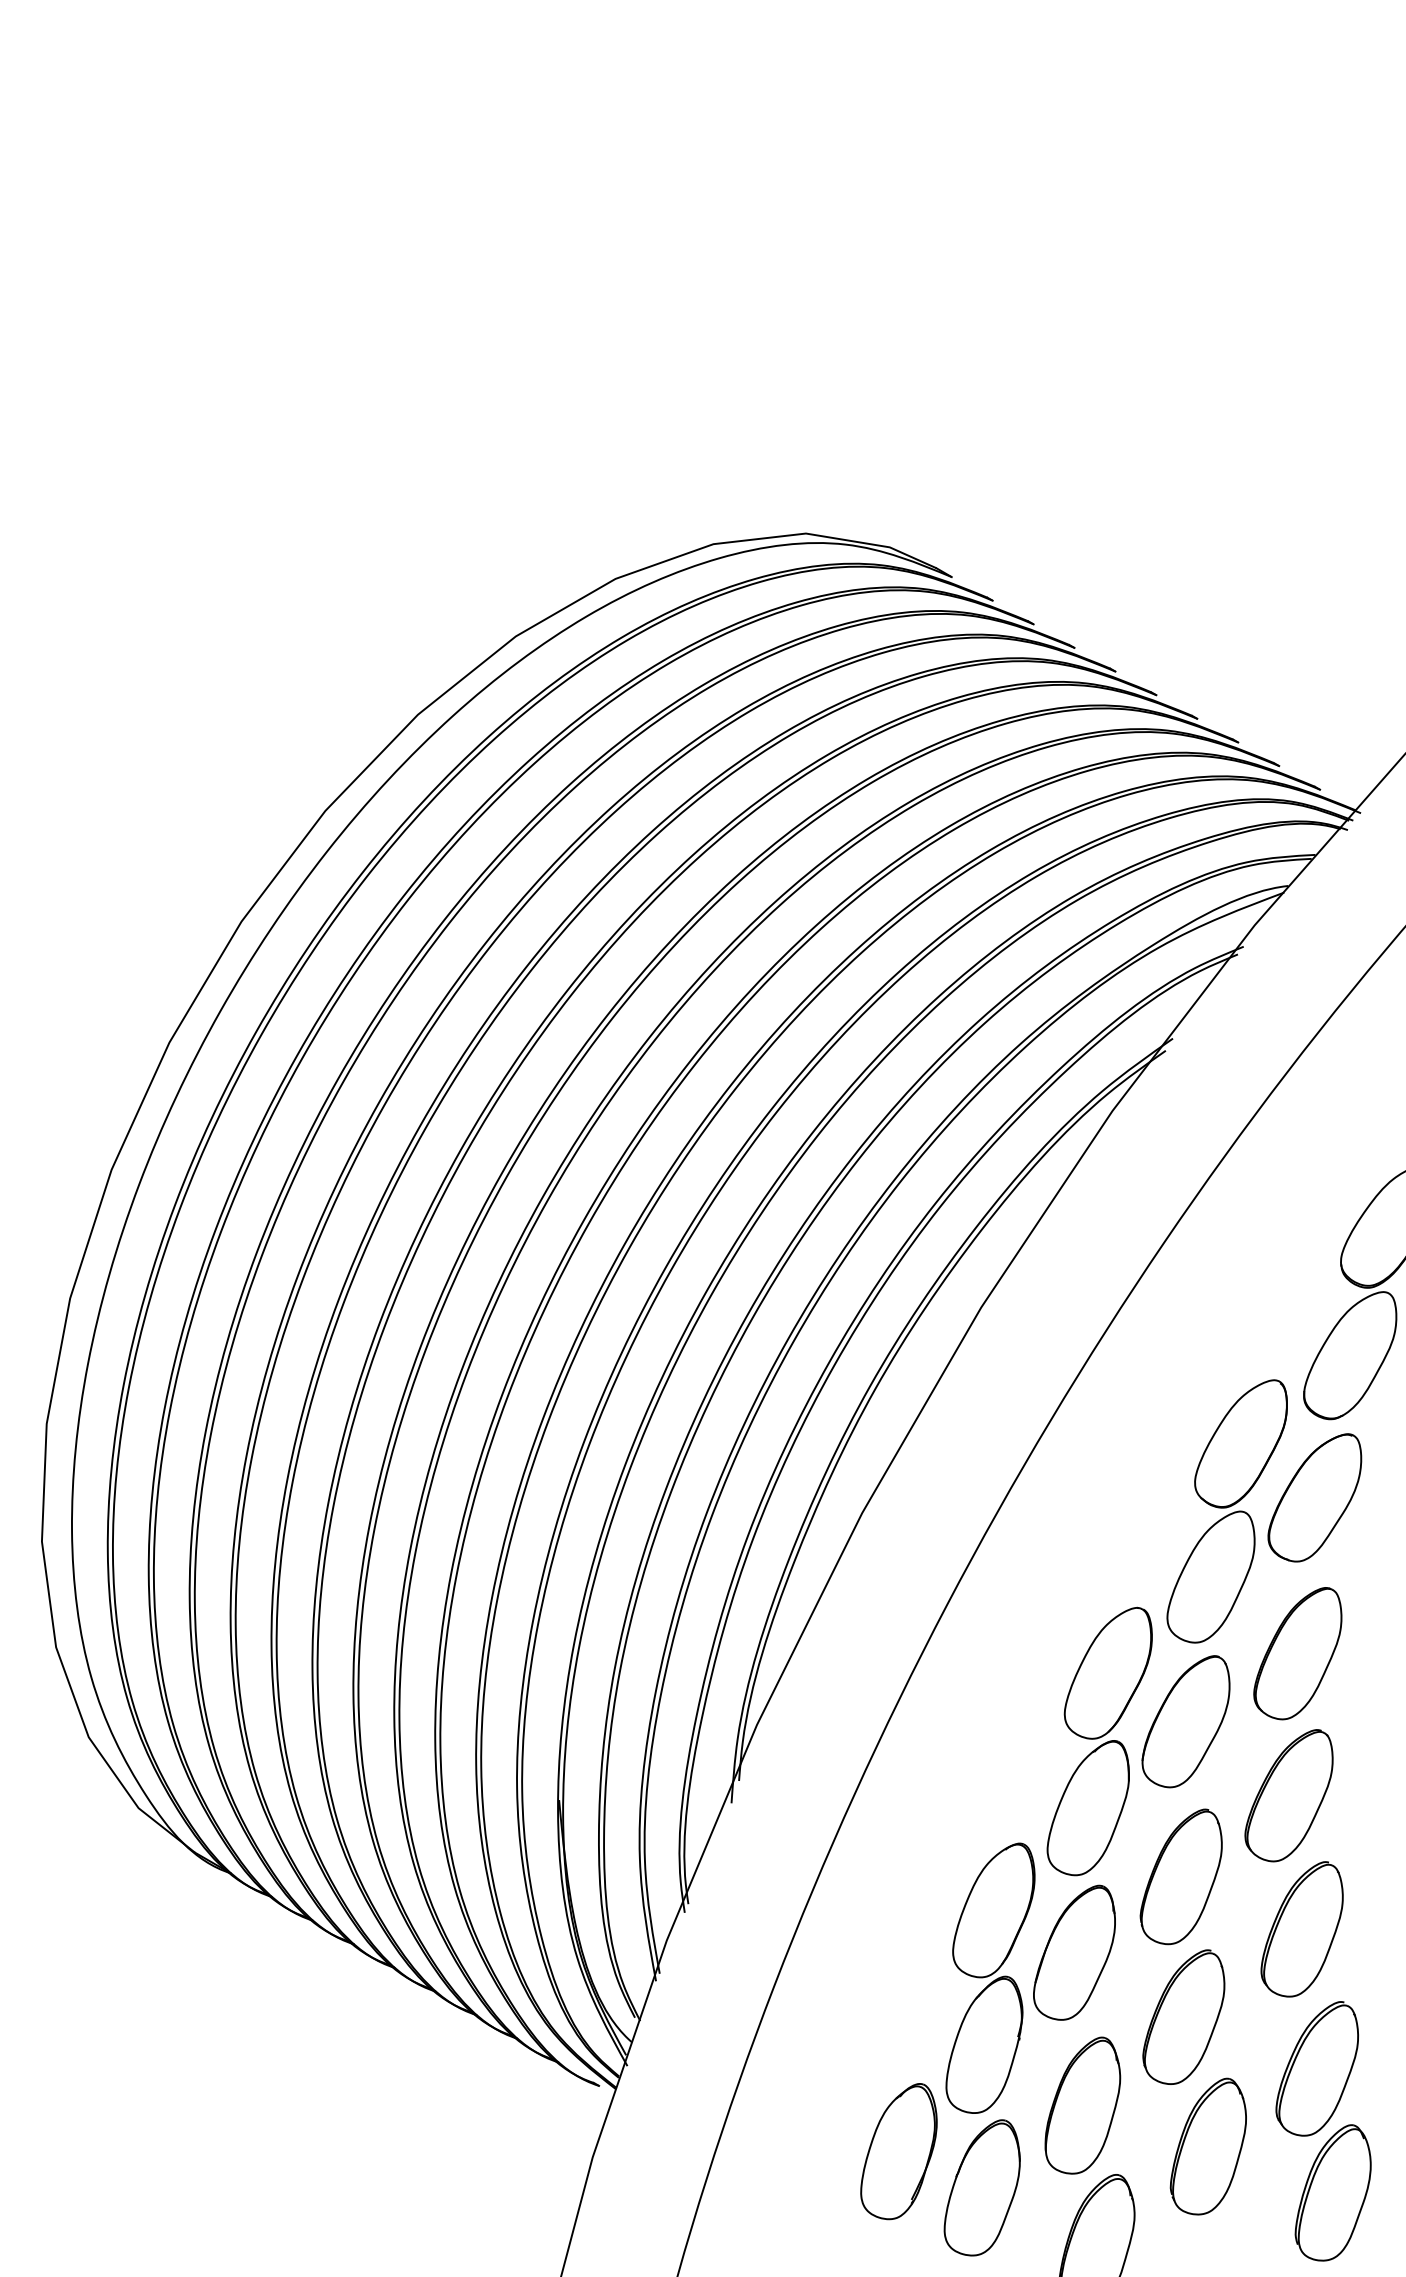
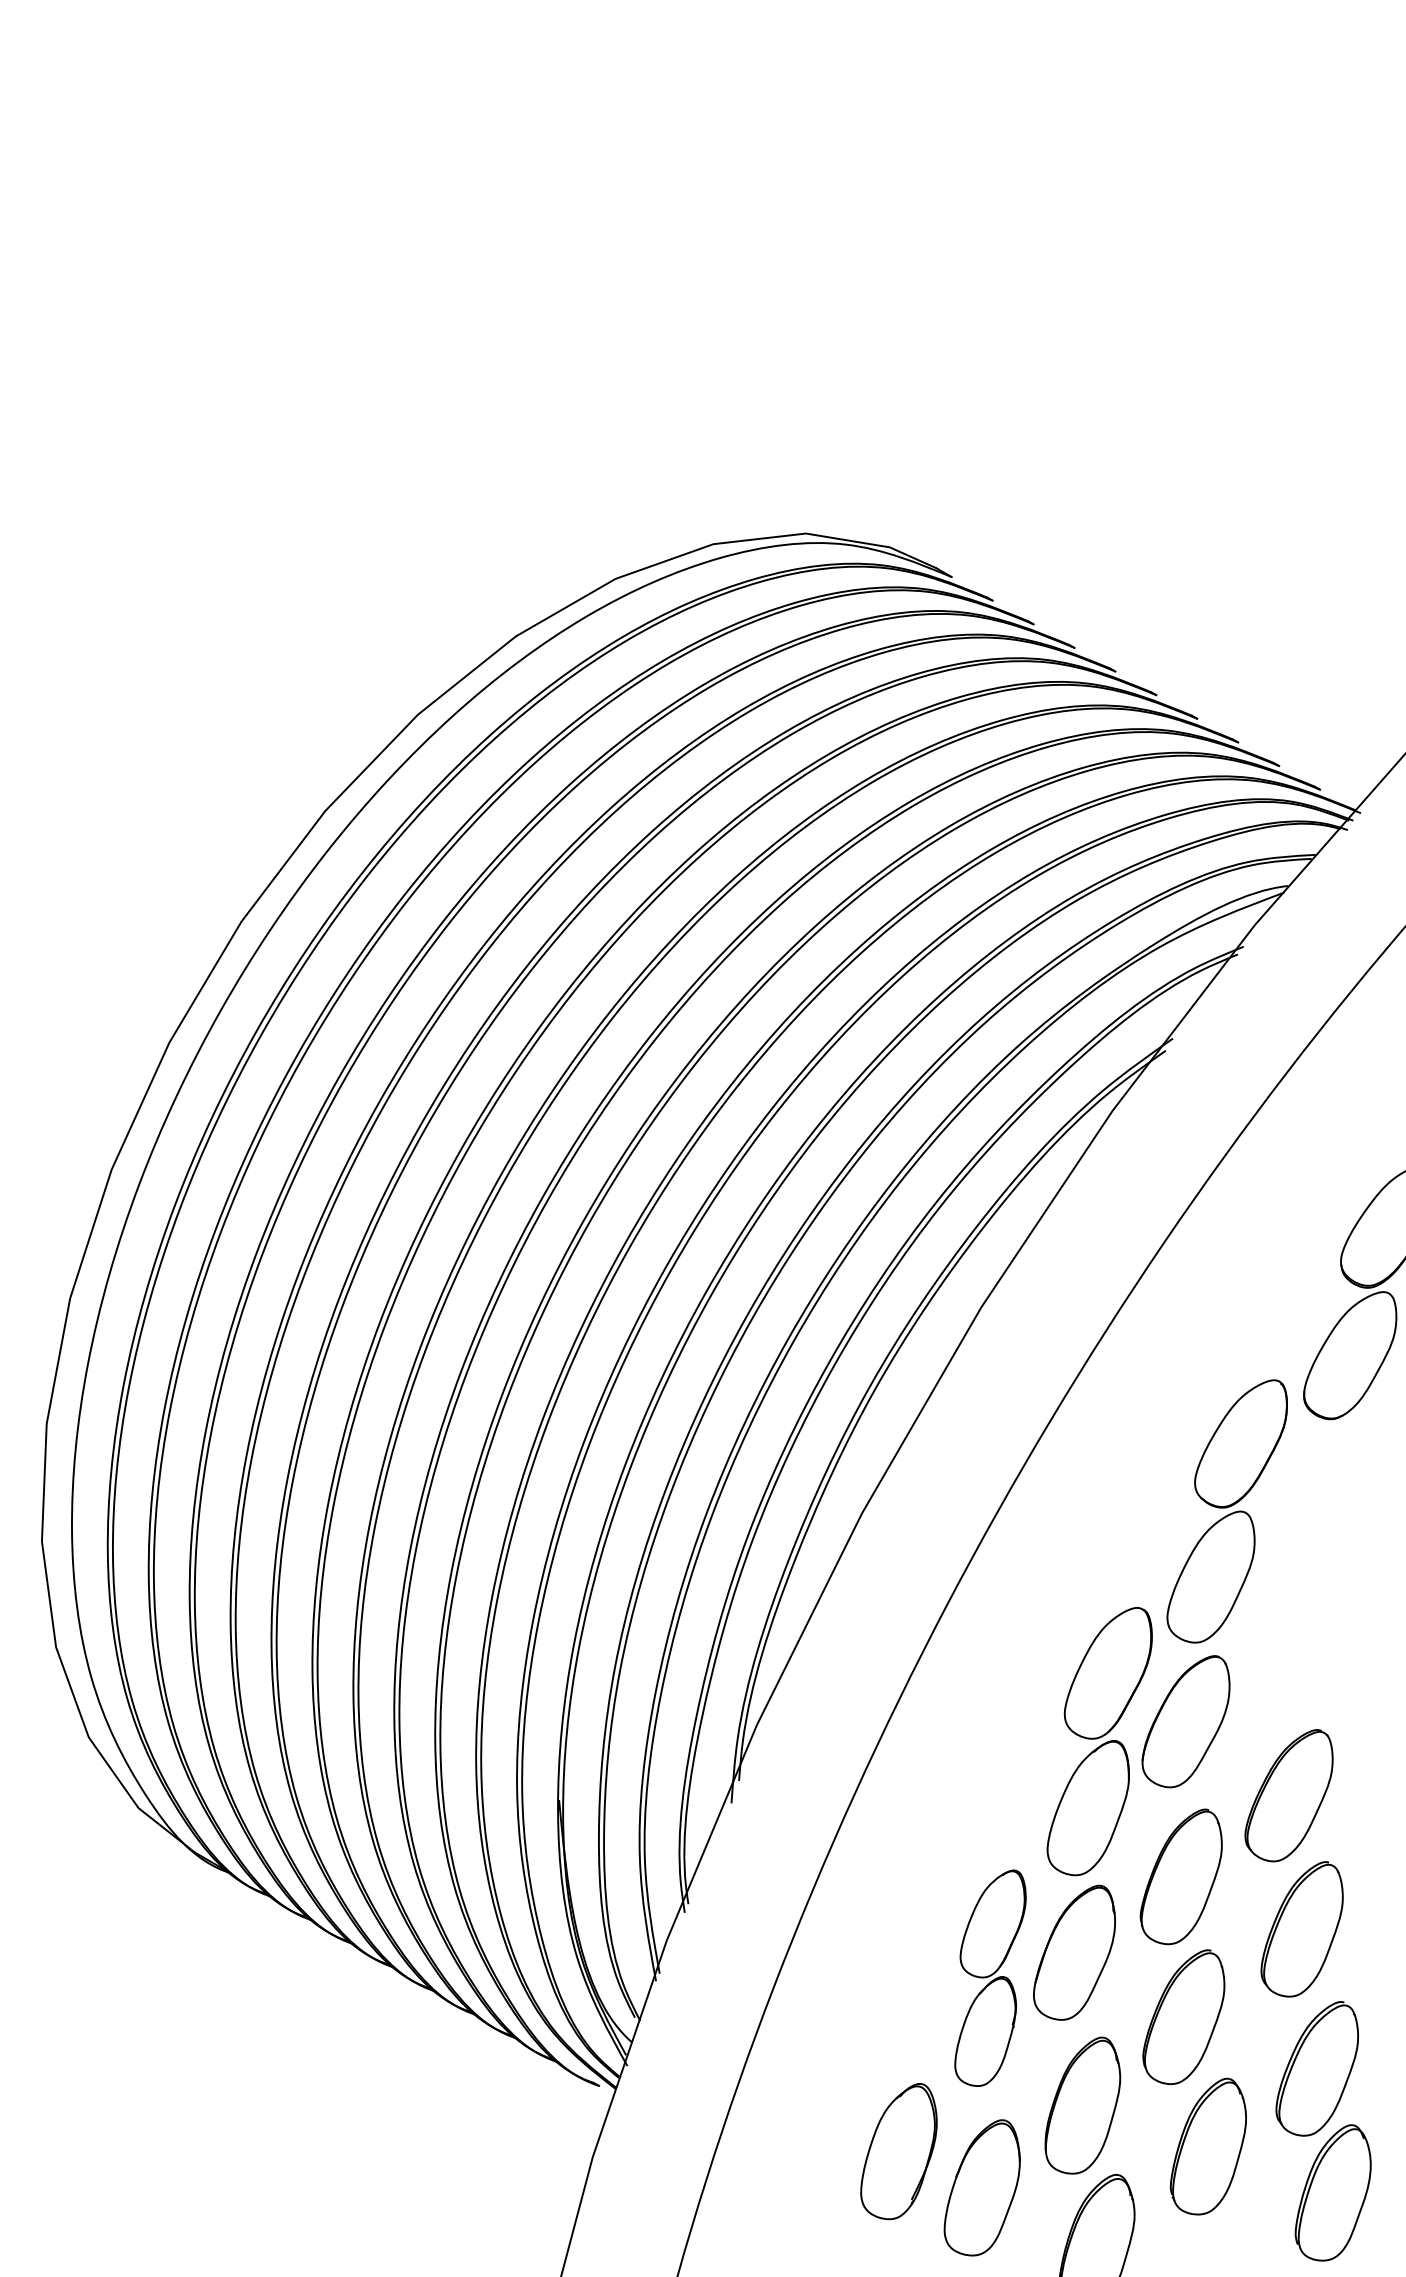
part: present -> none (1314, 1497)
part: present -> none (1297, 1653)
part size: 91x272 px -> 73x218 px (990, 1977)
